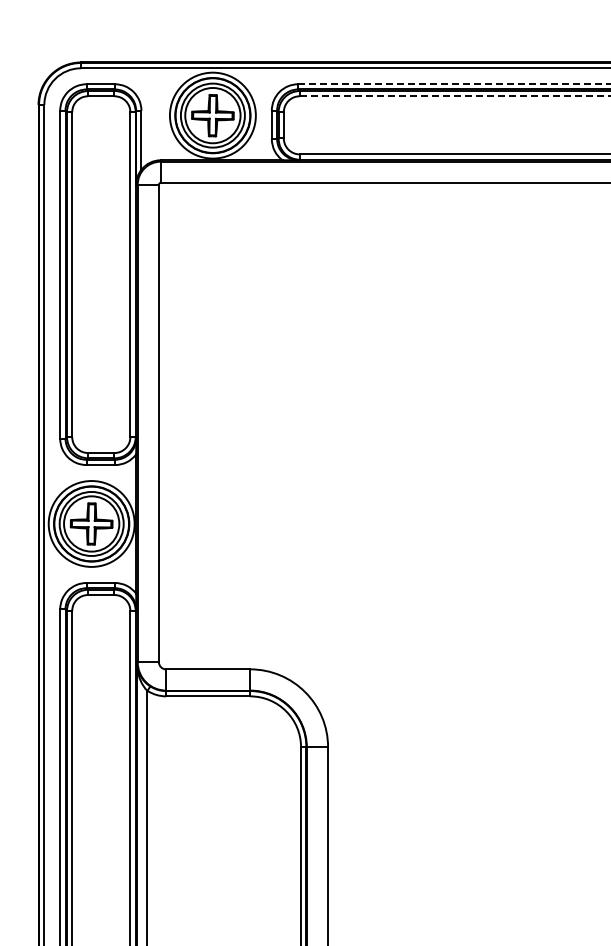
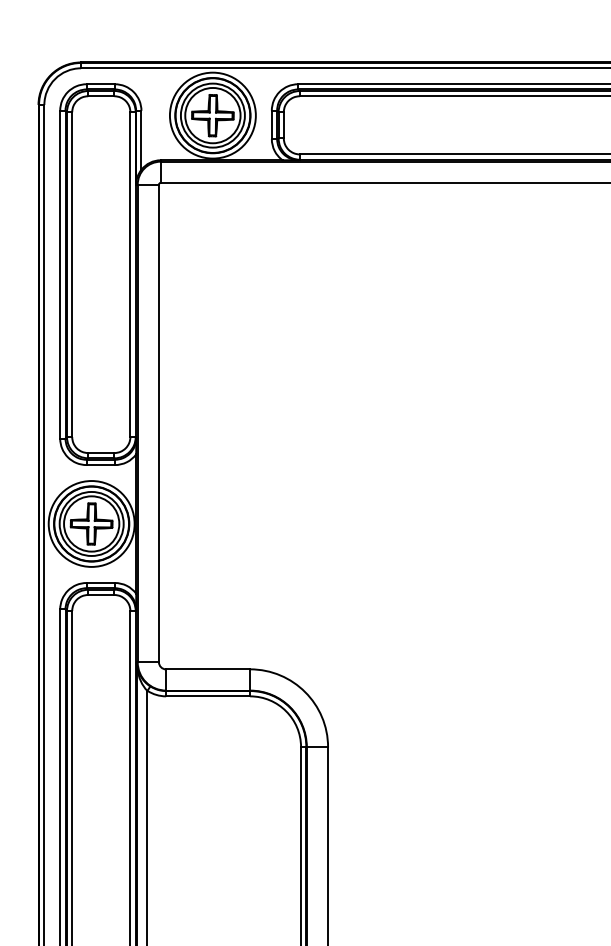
line: dashed -> solid (454, 84)
line: dashed -> solid (455, 96)
